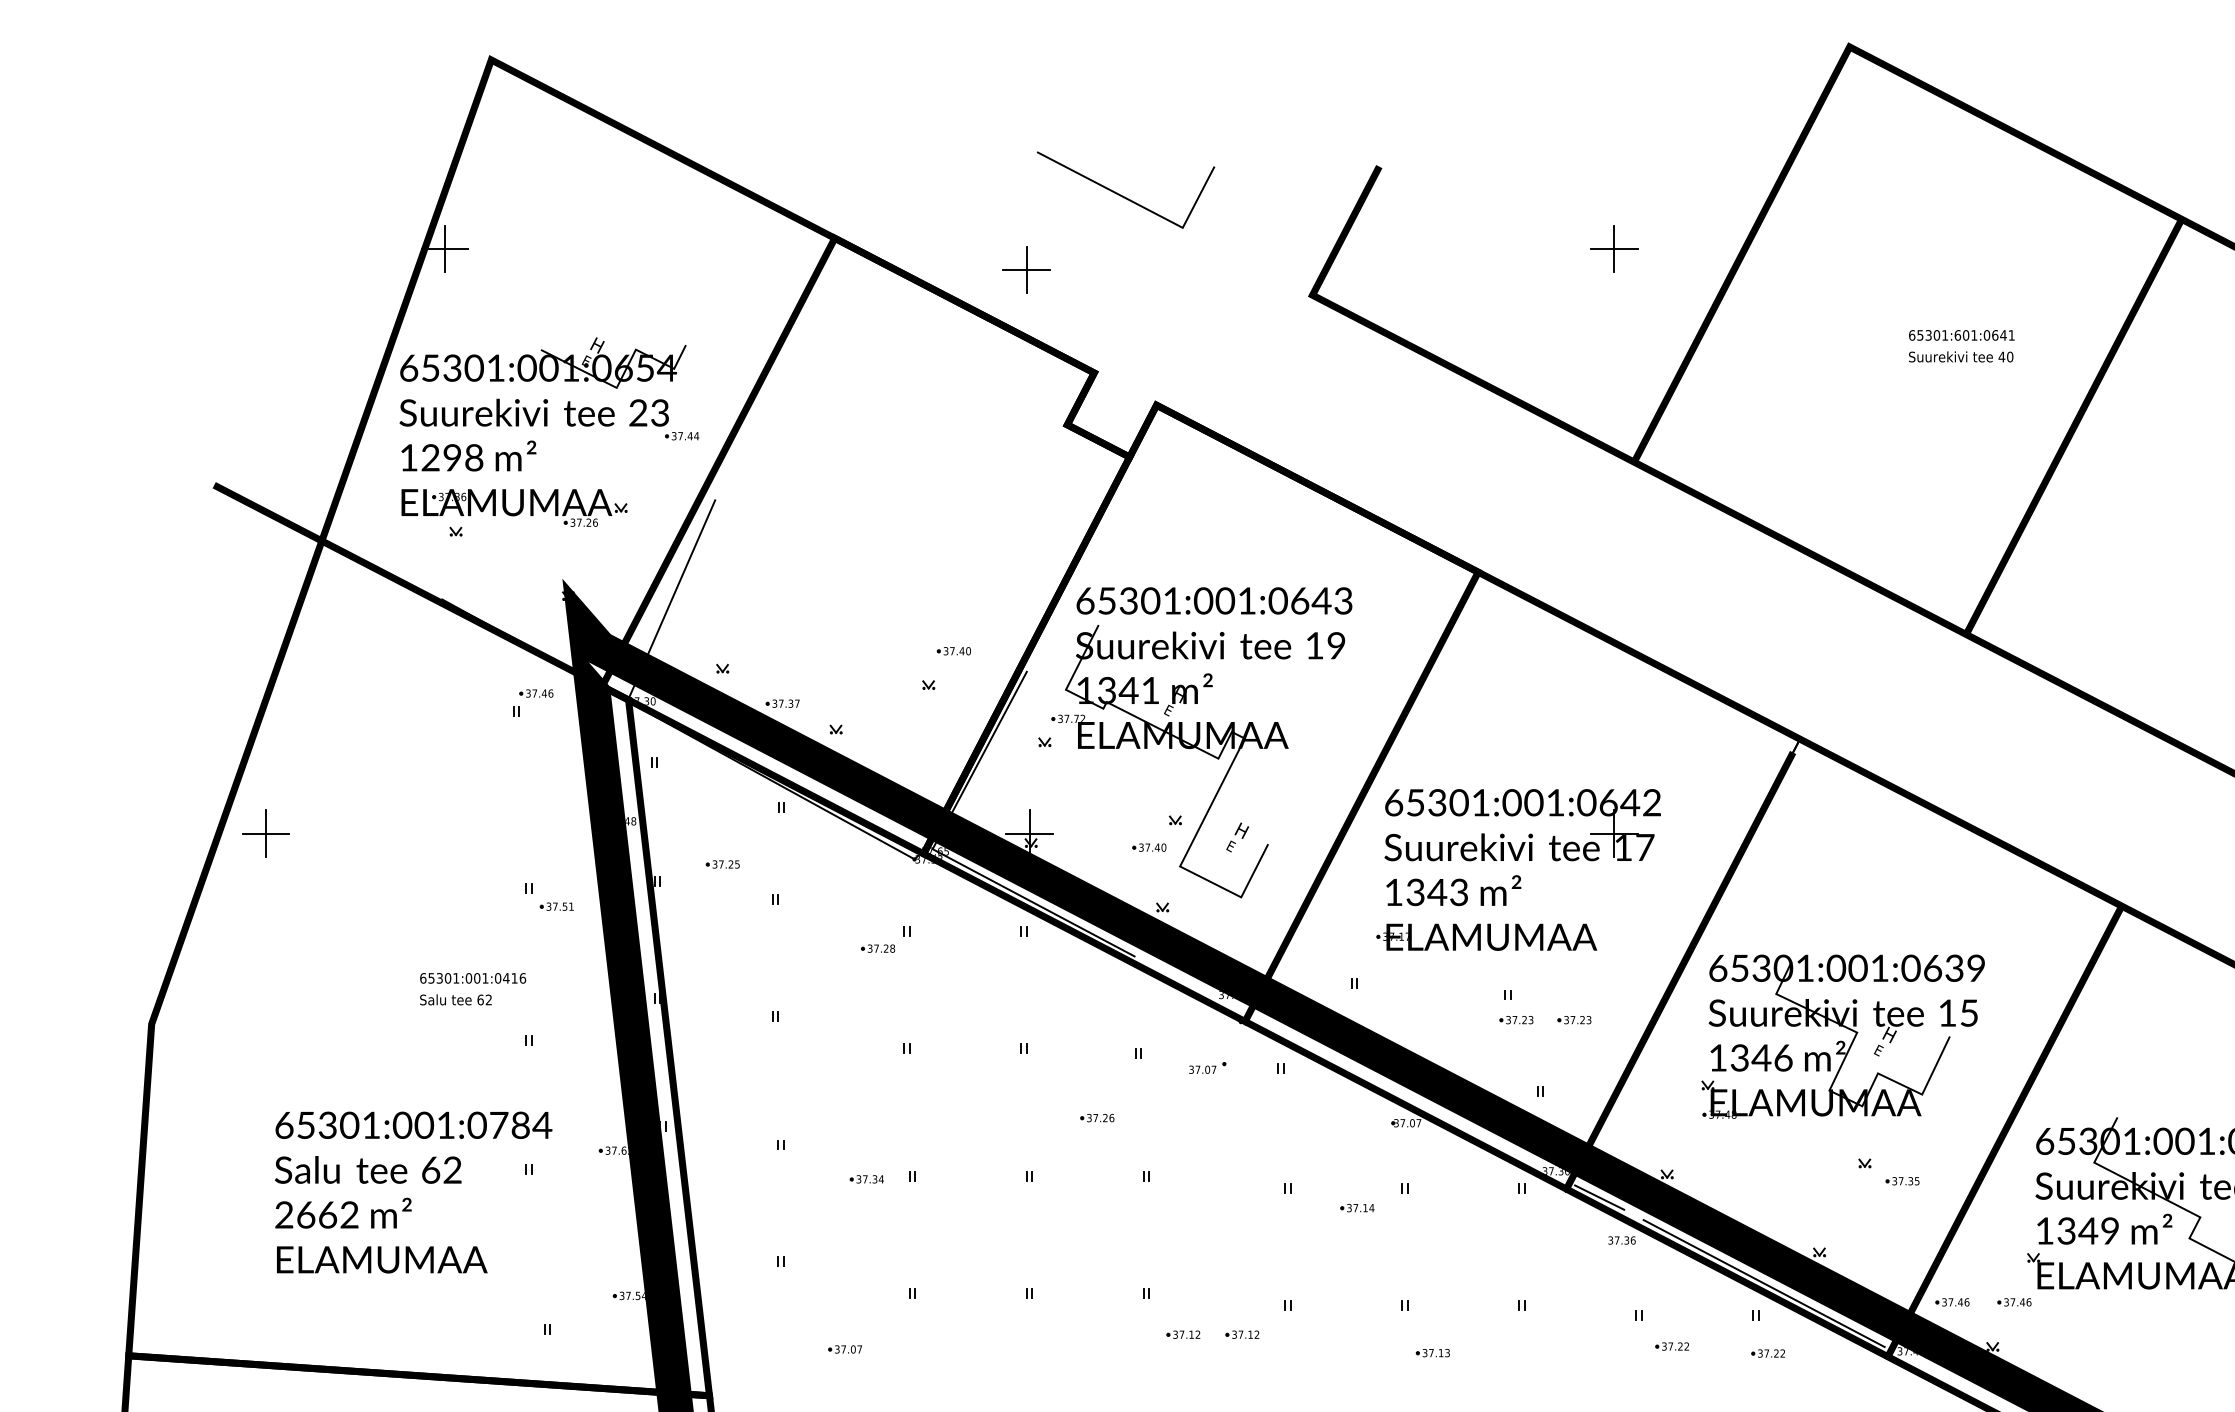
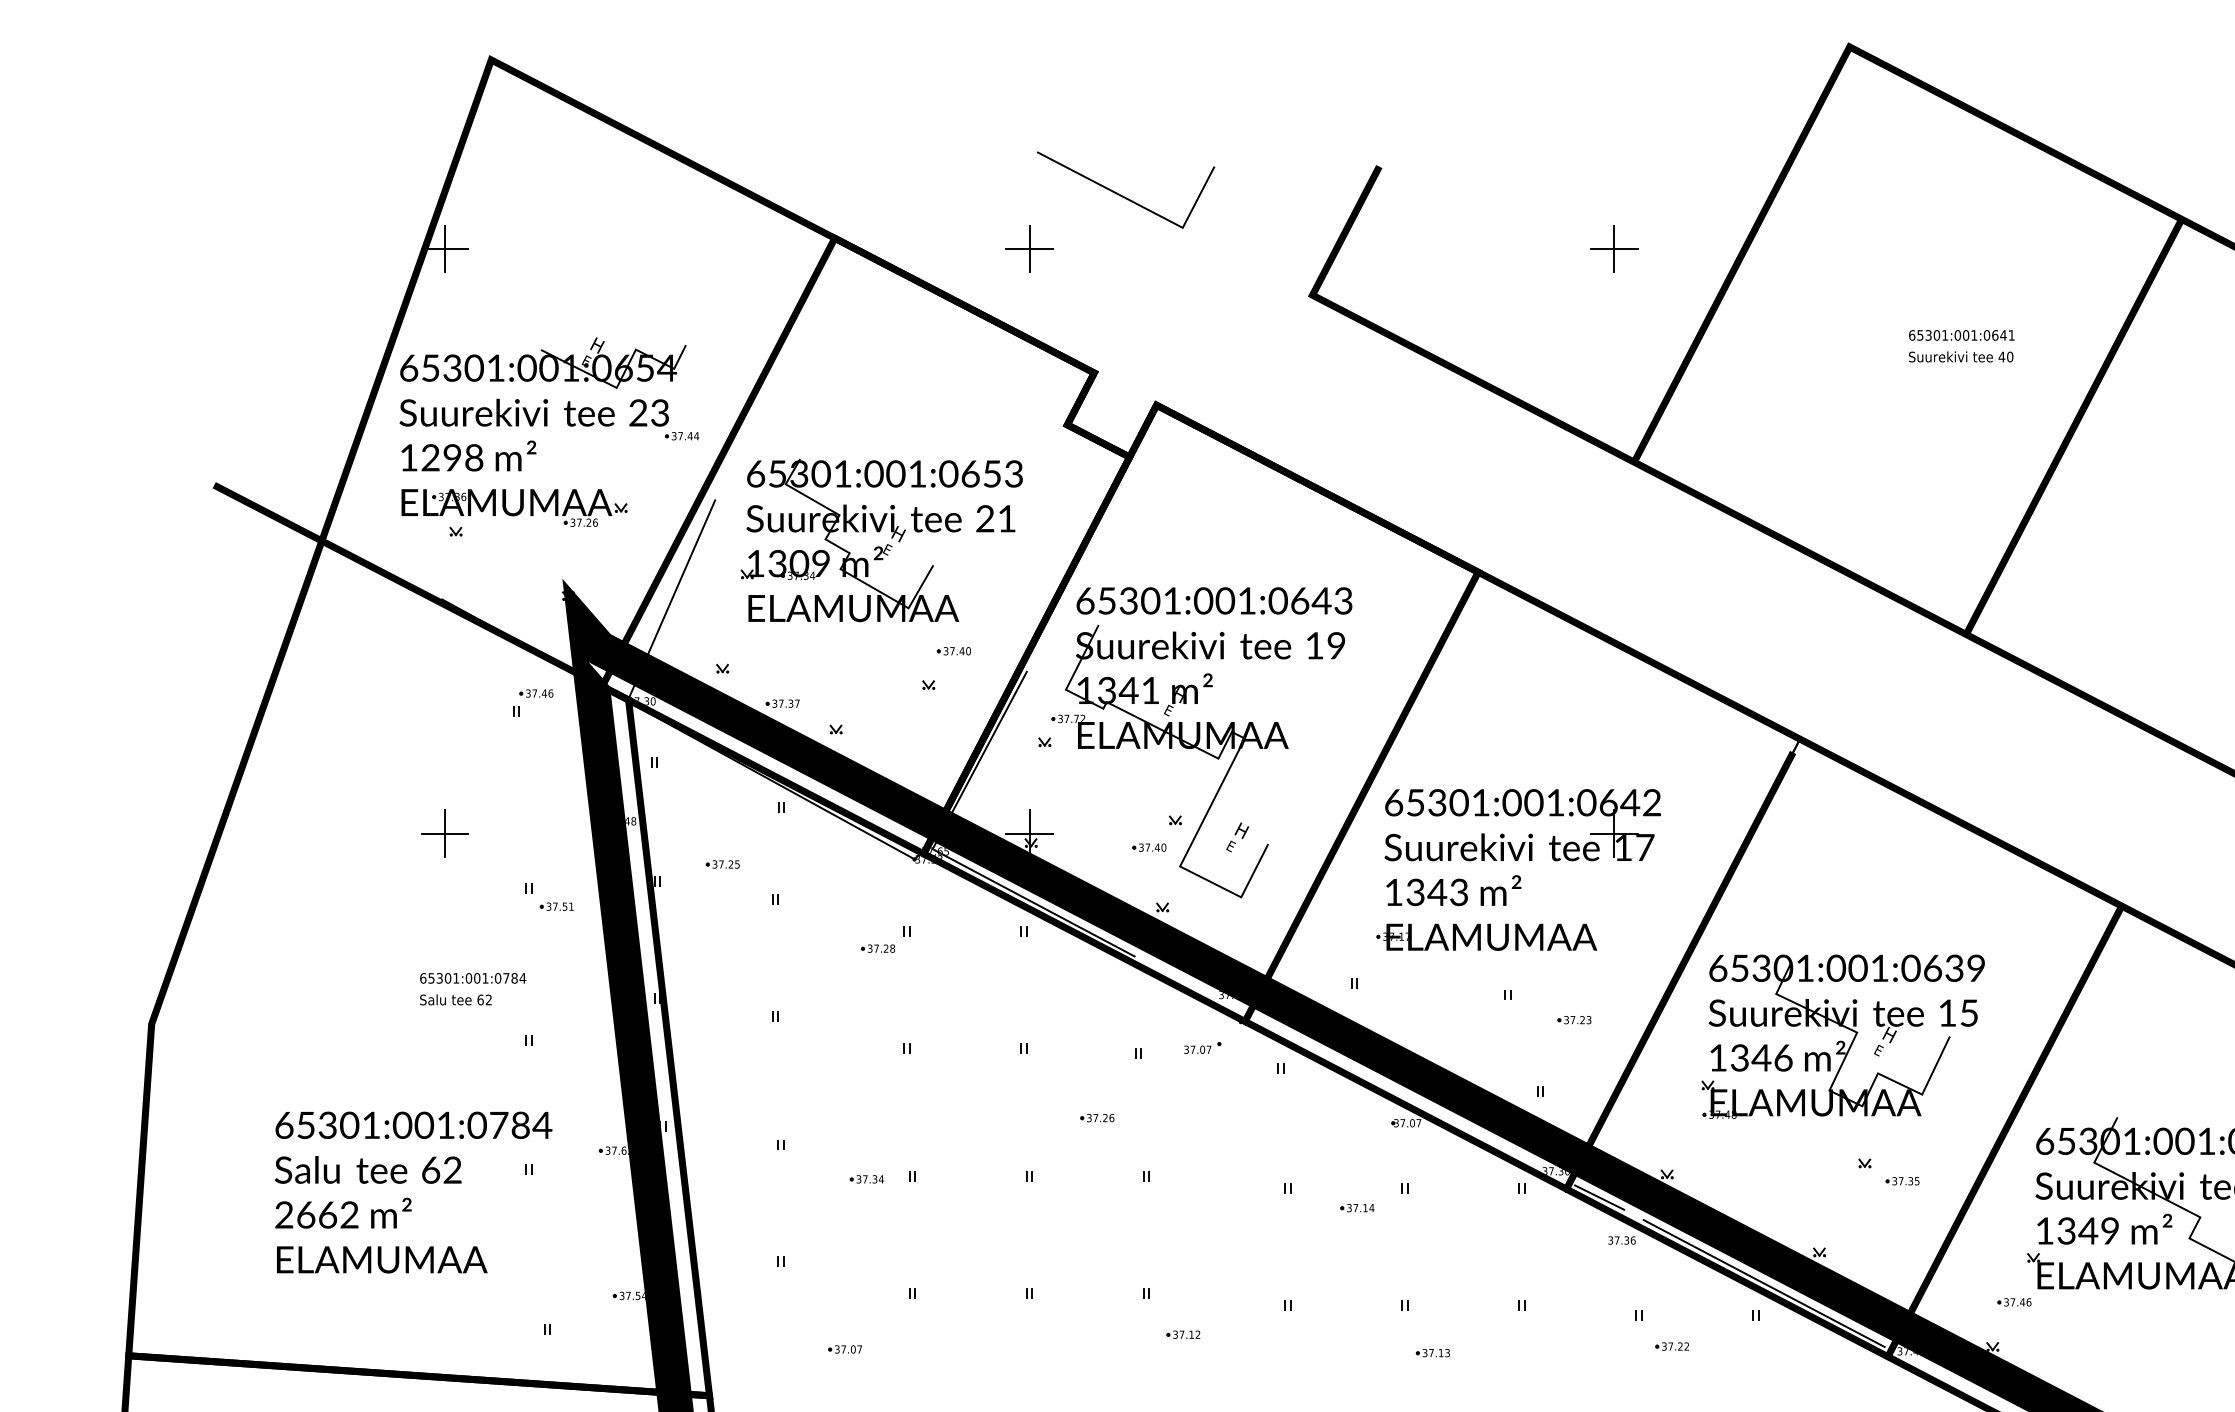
part position: (1026, 269) -> (1029, 248) (1029, 248)
text: 65301:601:0641 -> 65301:001:0641 (1957, 335)
part: none -> present (880, 546)
part position: (265, 833) -> (444, 833) (444, 833)
text: 65301:001:0416 -> 65301:001:0784 (514, 978)
part: present -> none (1516, 1020)
part position: (1207, 1067) -> (1202, 1047) (1202, 1047)
part: present -> none (1952, 1302)
part: present -> none (1242, 1334)
part: present -> none (1767, 1353)
